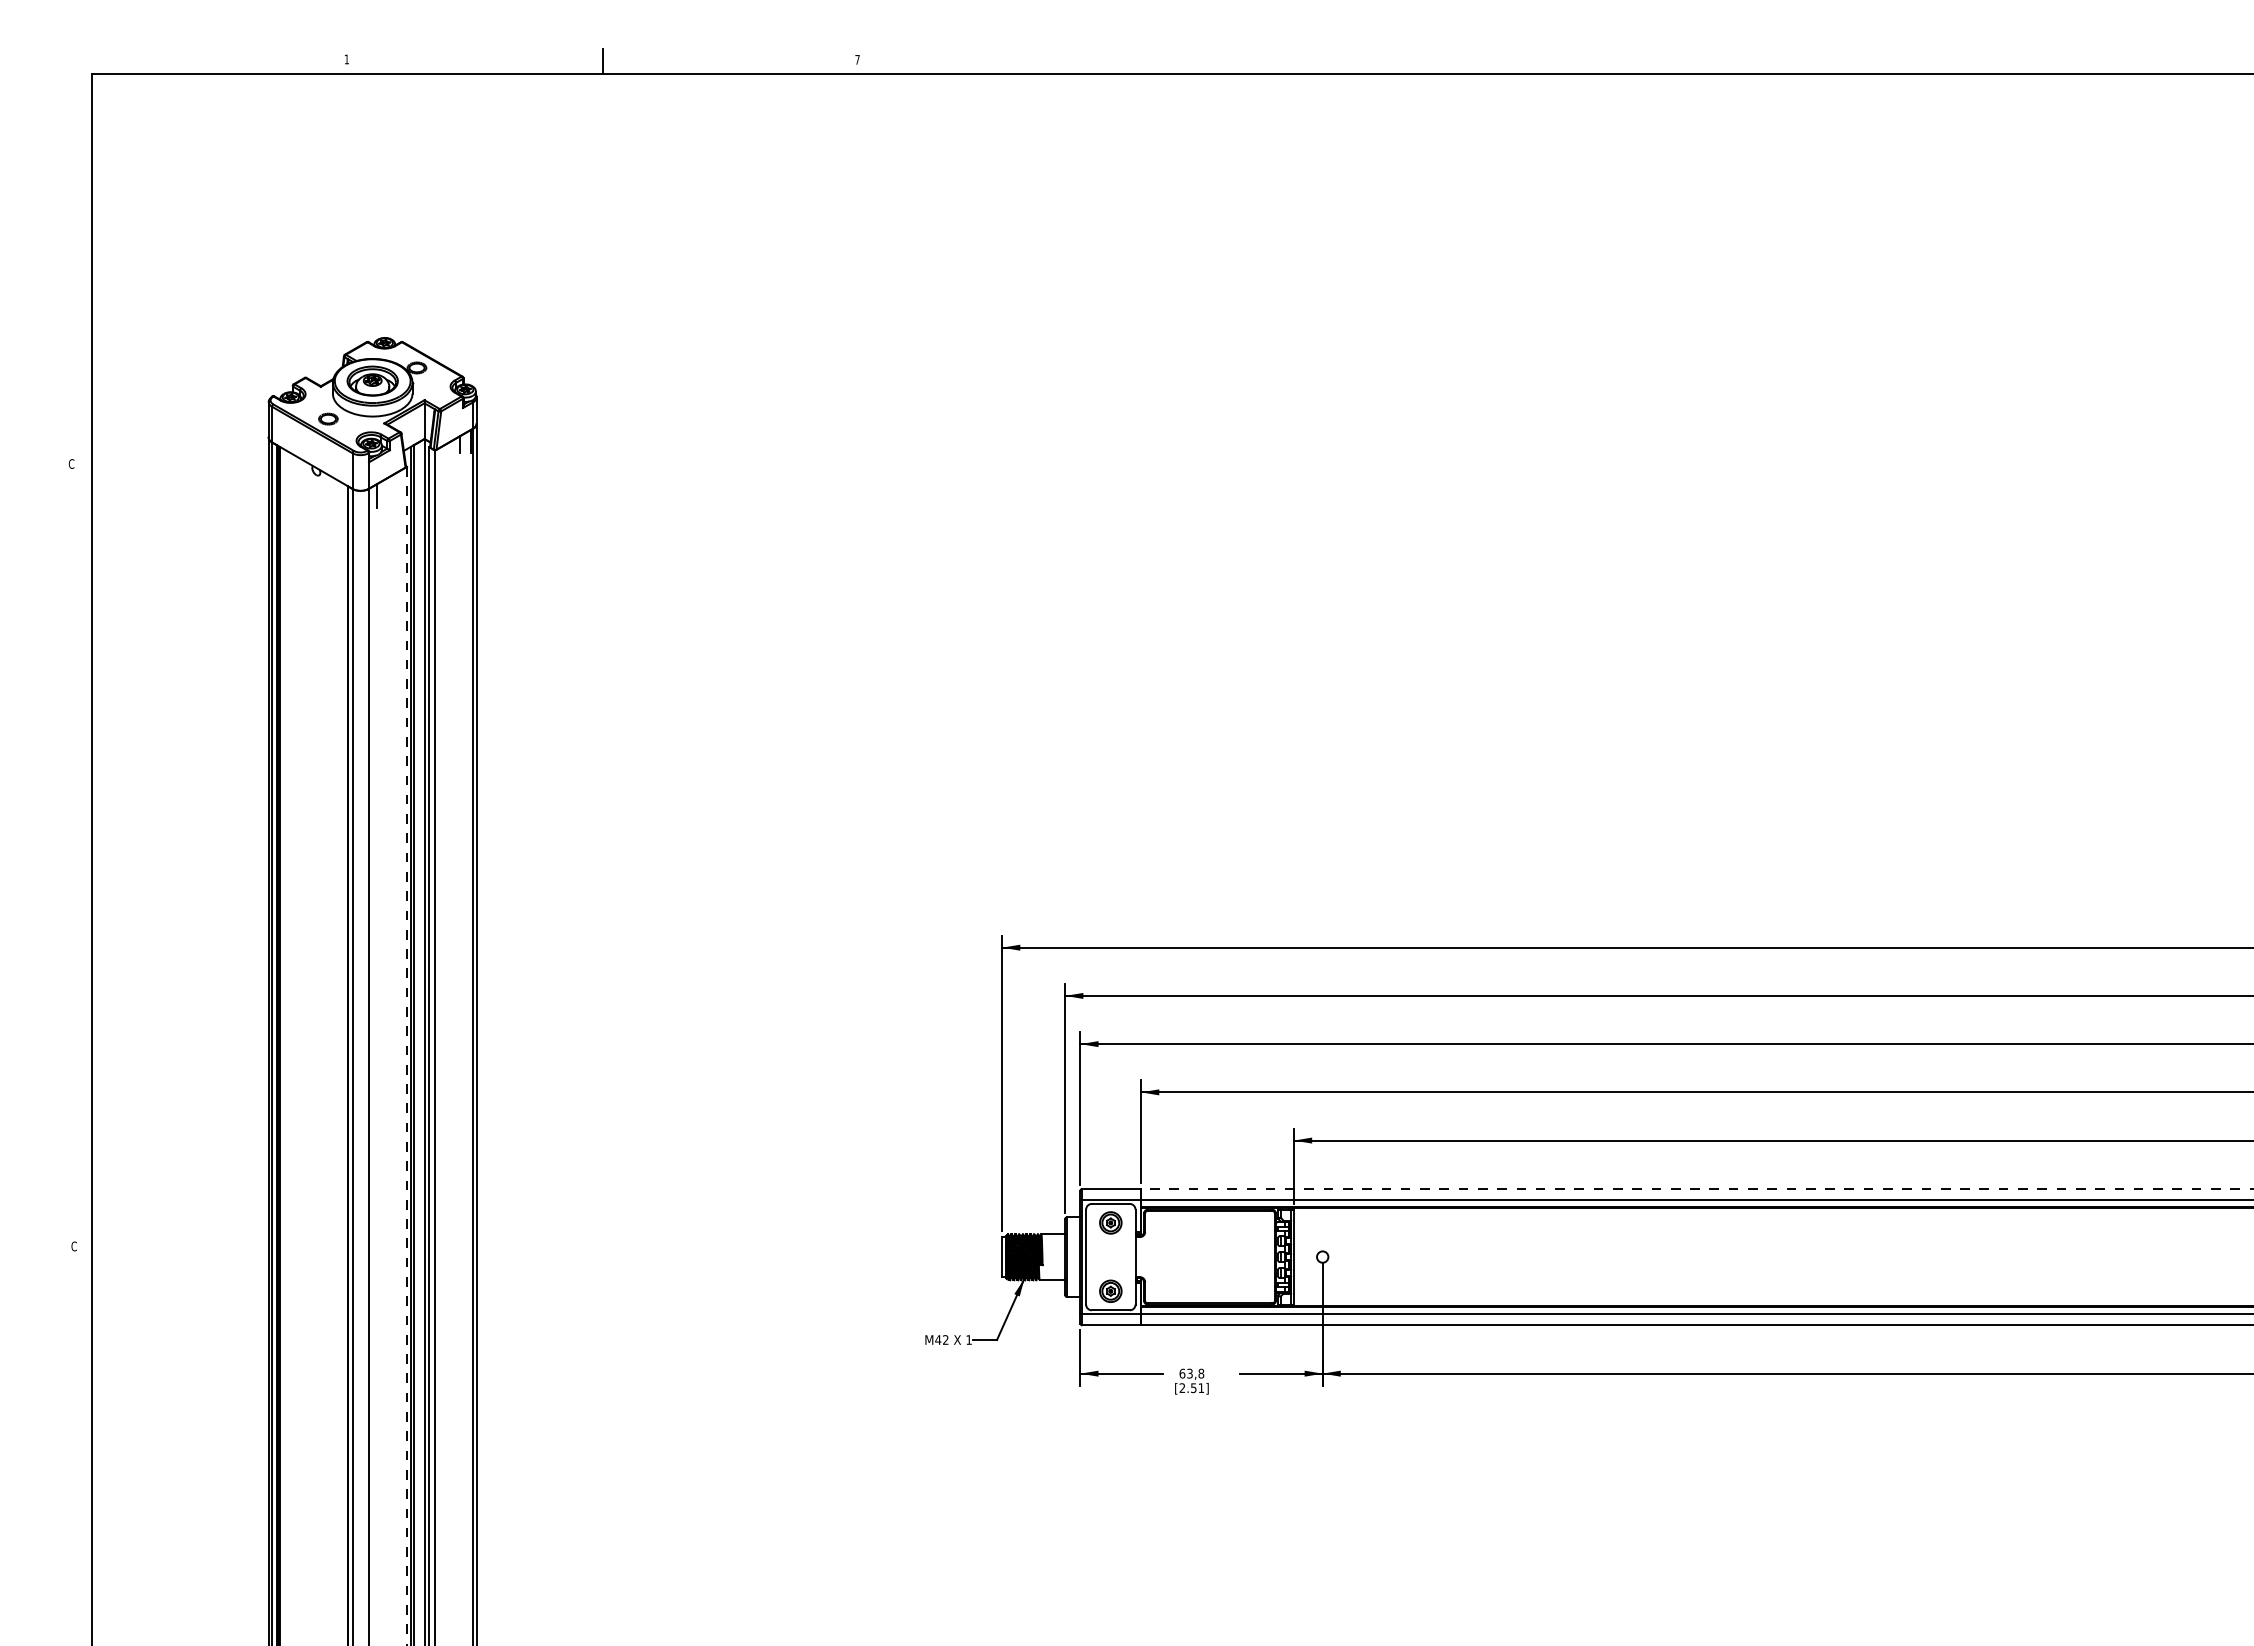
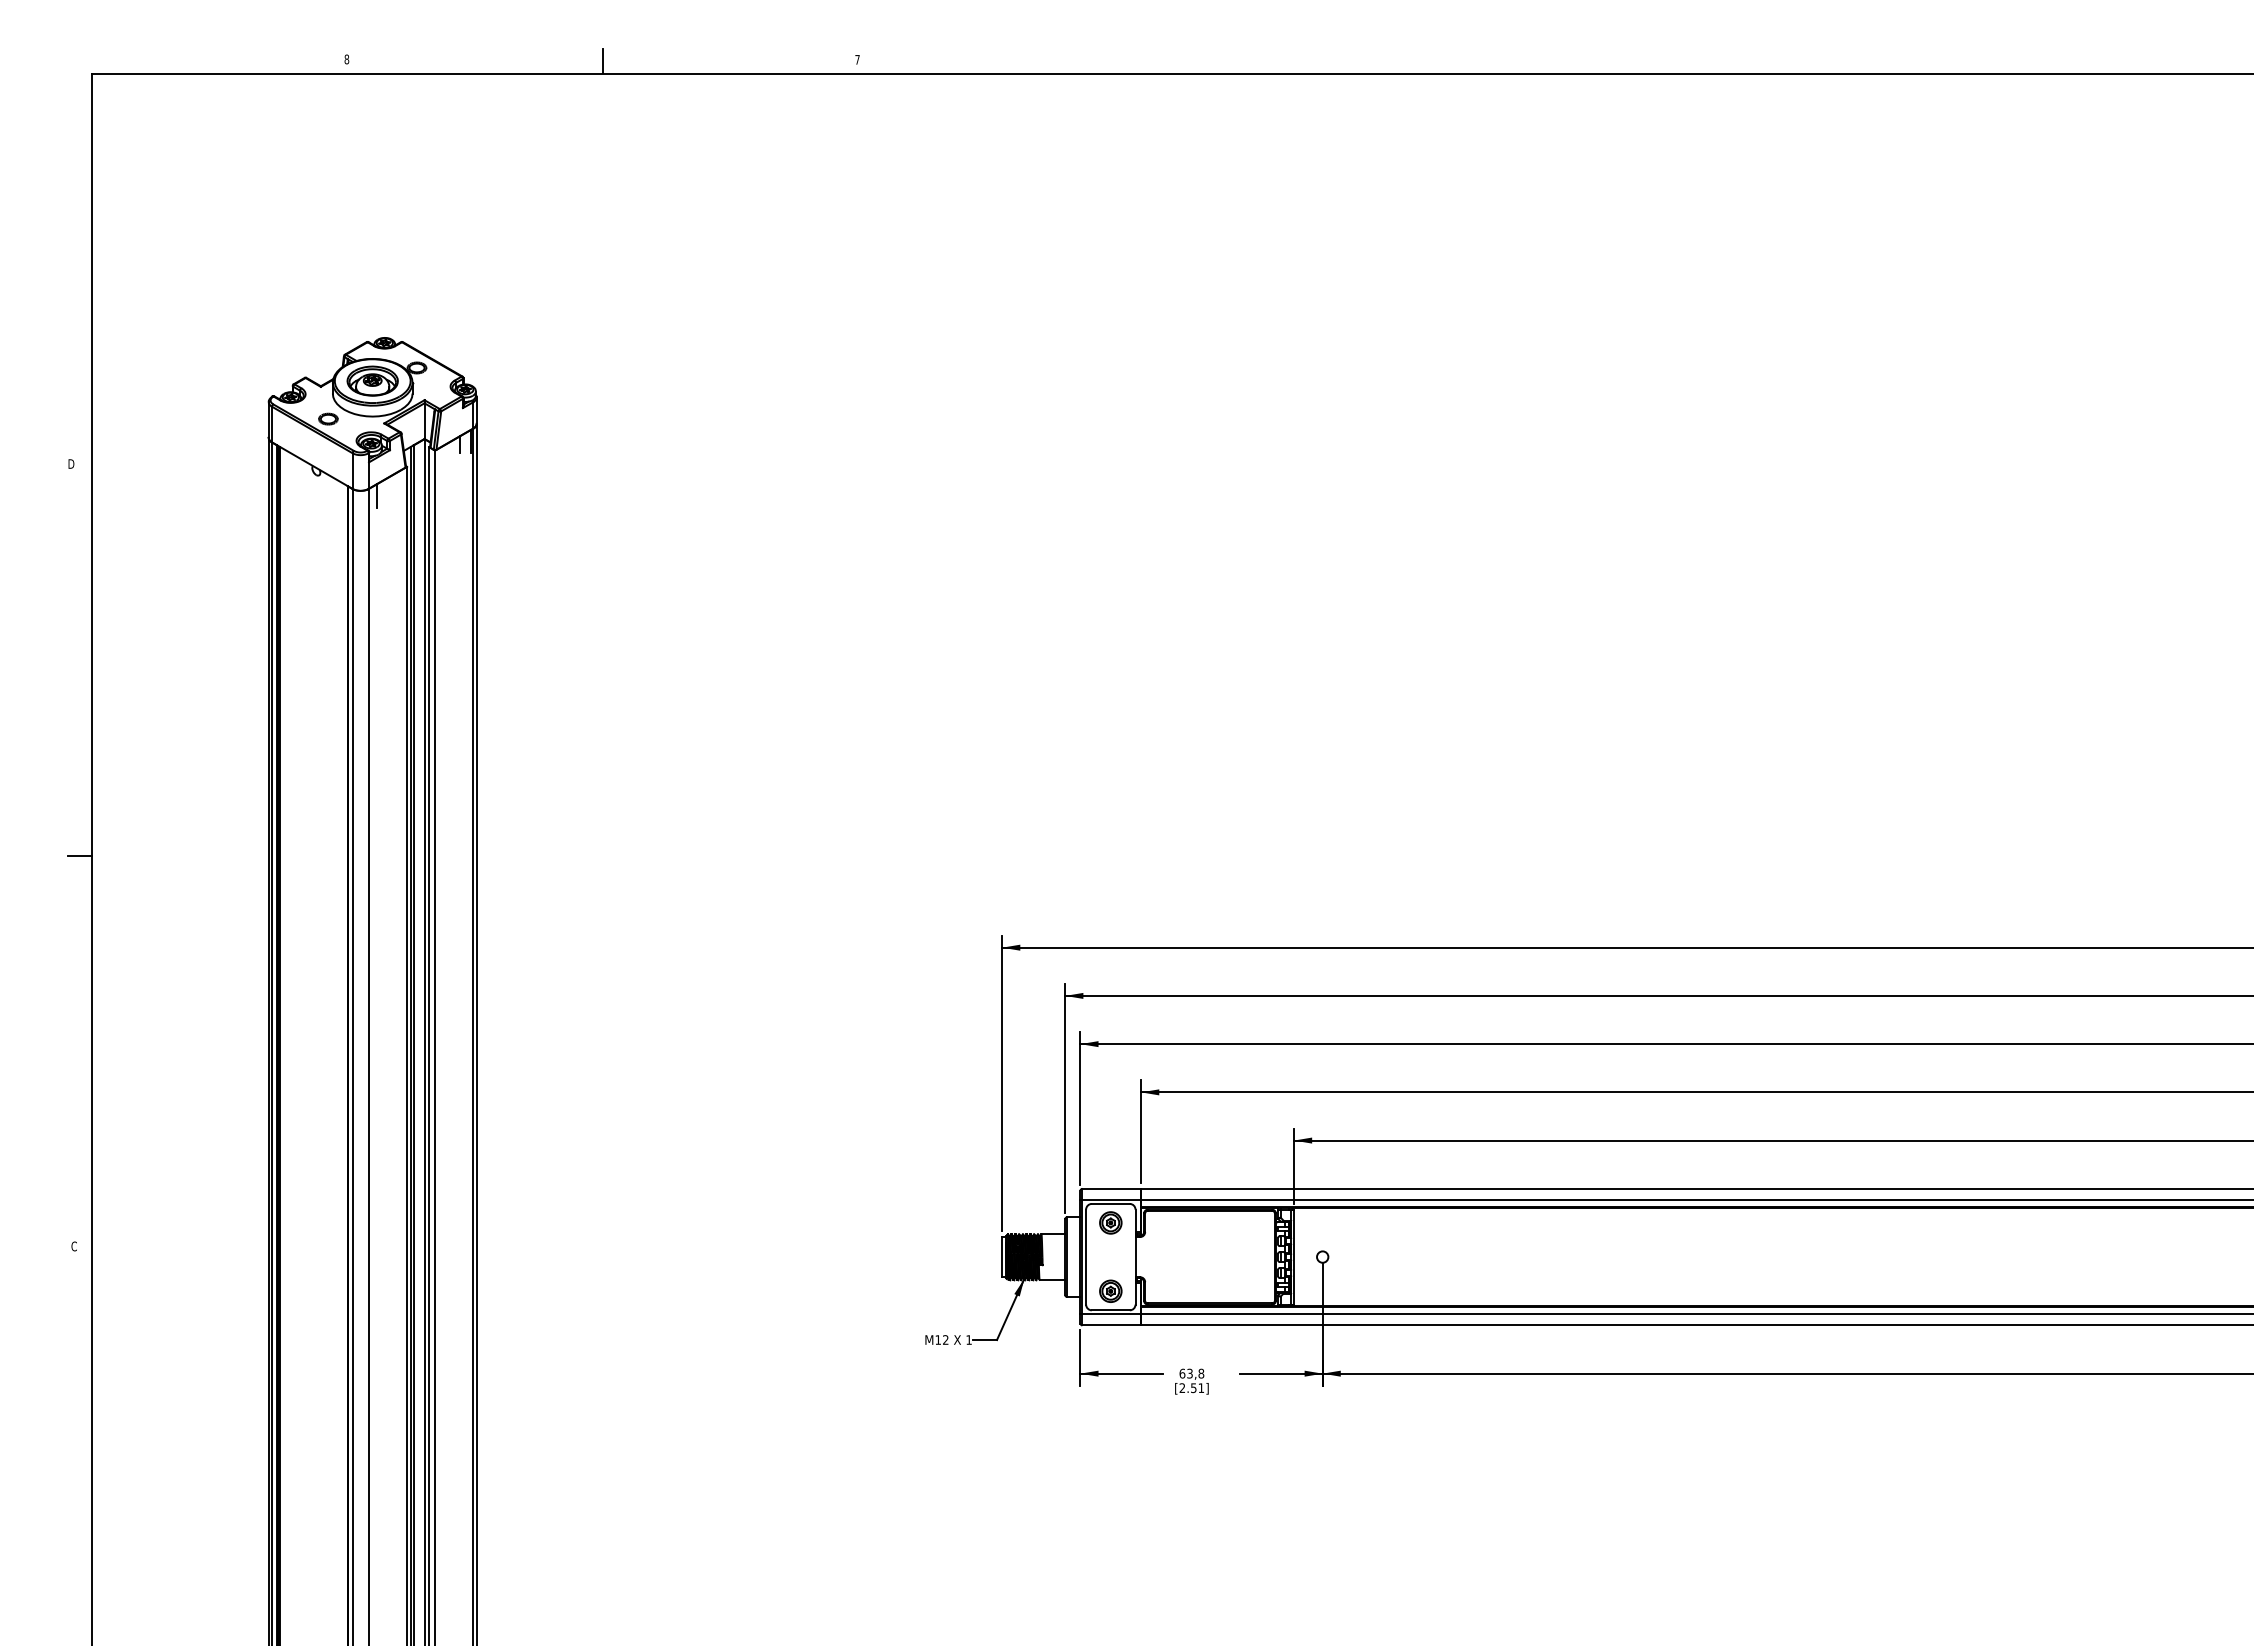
text: 1 -> 8 (346, 59)
text: C -> D (71, 463)
line: none -> present (79, 855)
line: dashed -> solid (406, 1056)
line: dashed -> solid (1697, 1188)
text: M42 -> M12 (938, 1339)
